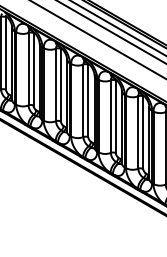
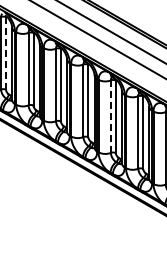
line: present -> none (117, 28)
line: solid -> dashed (6, 53)
line: solid -> dashed (110, 117)
